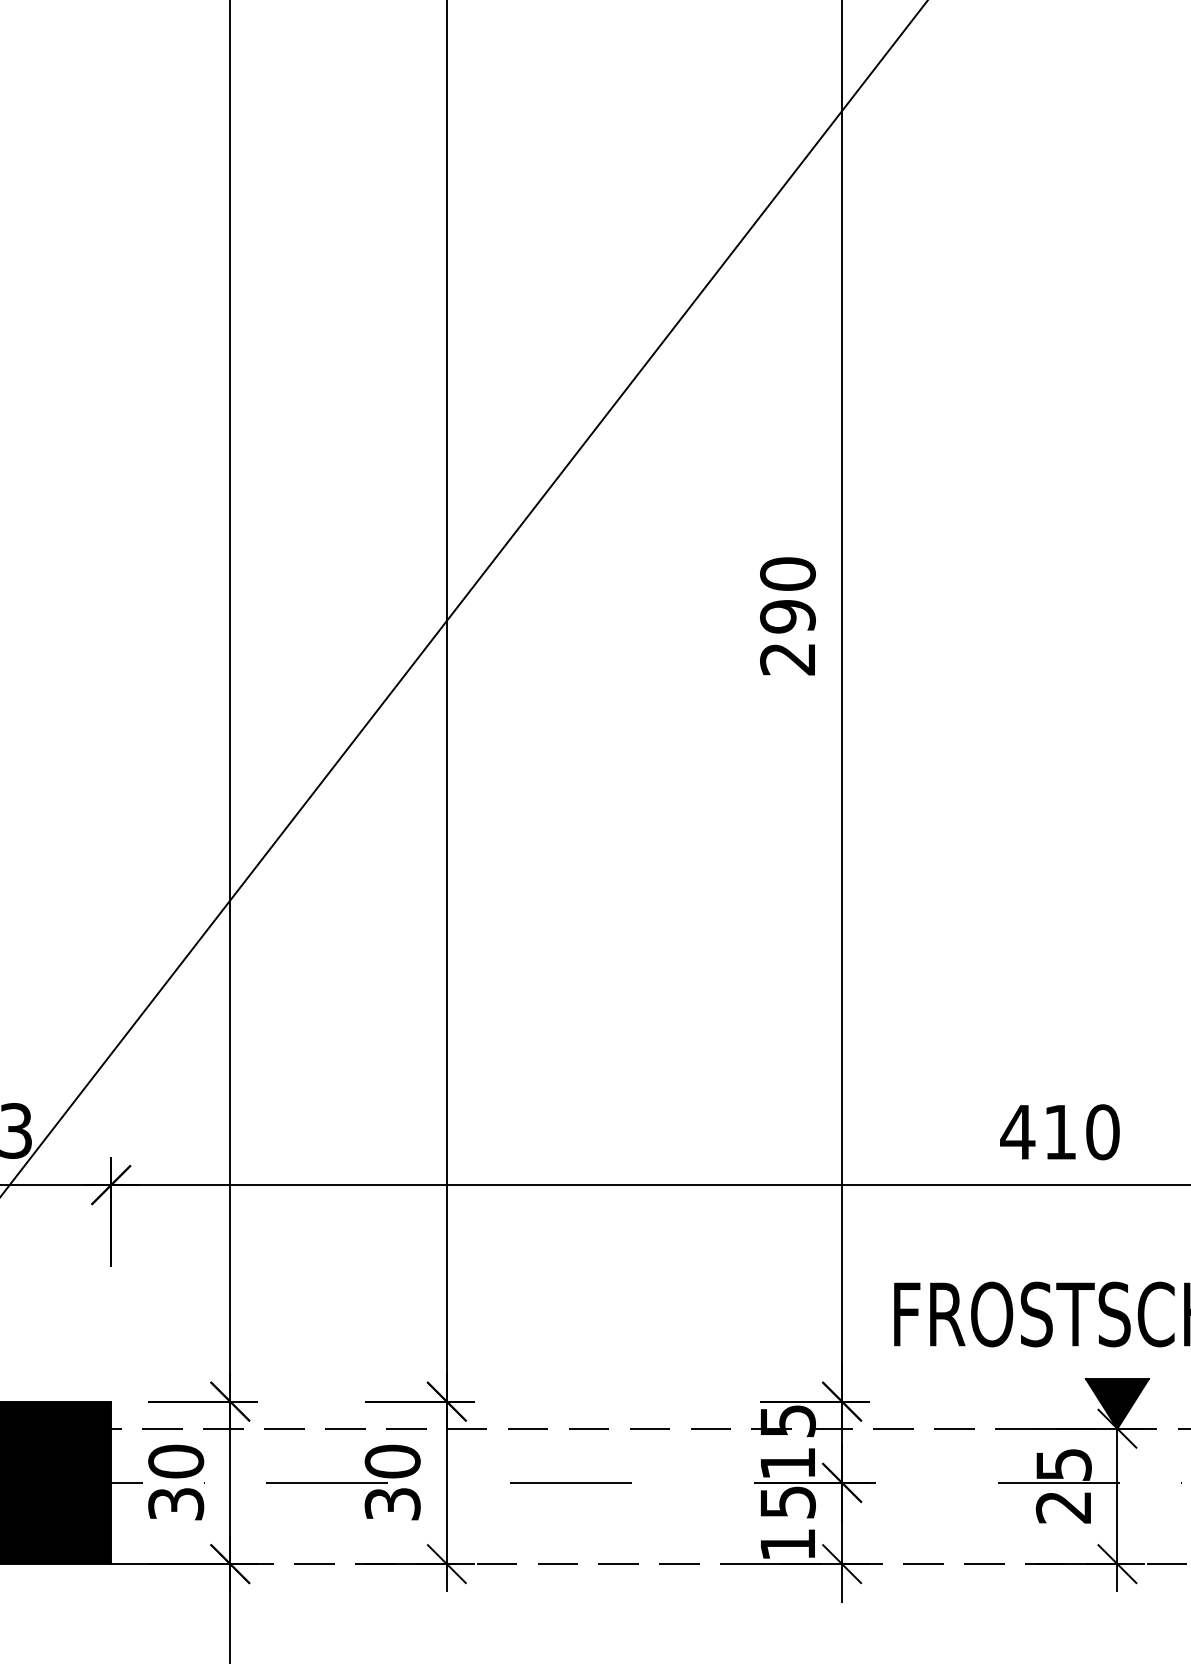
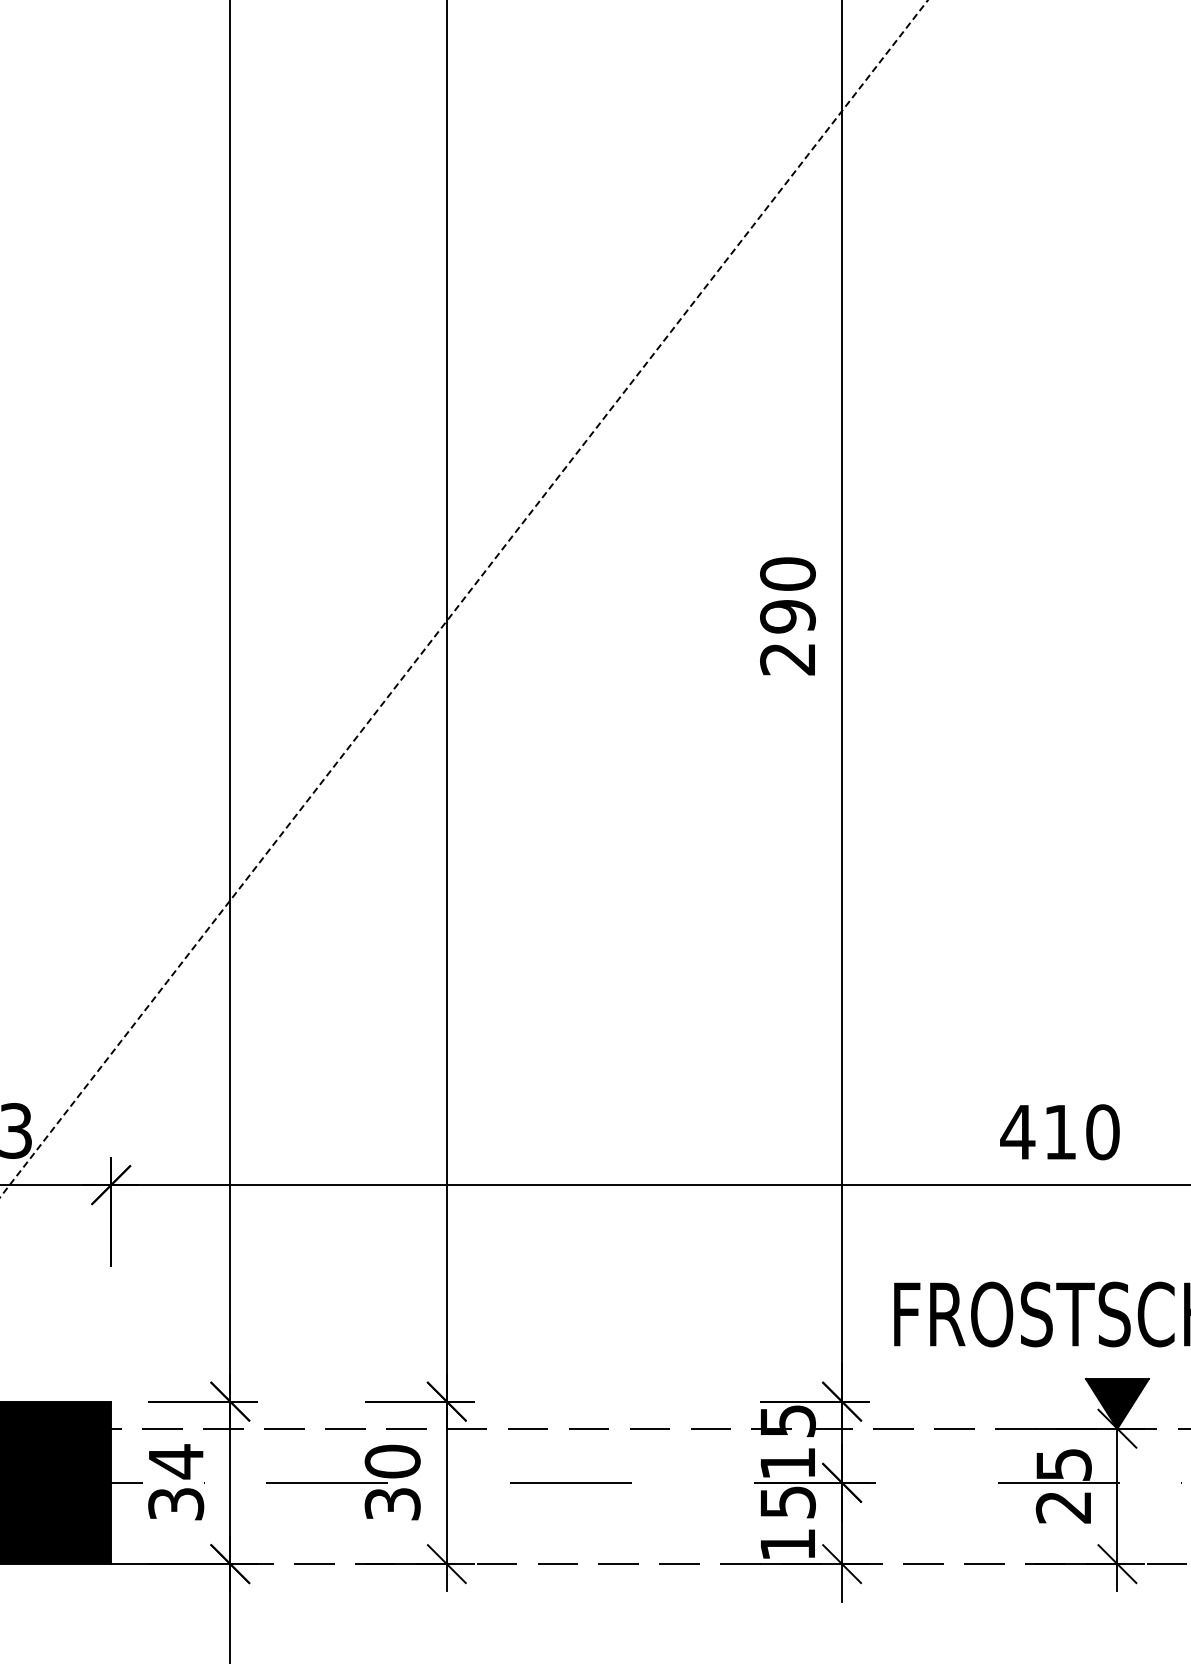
line: solid -> dashed (463, 599)
text: 30 -> 34 (176, 1461)
